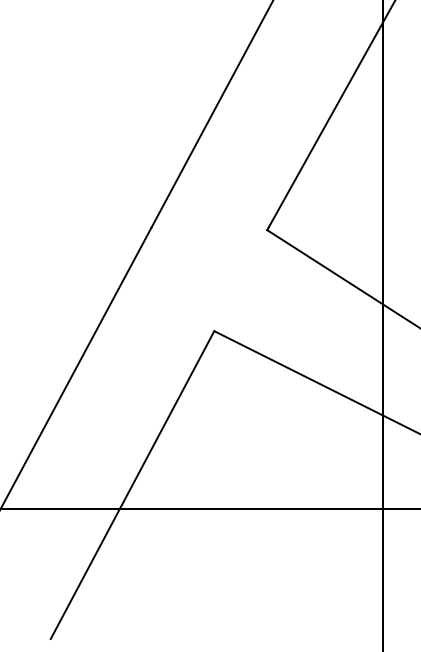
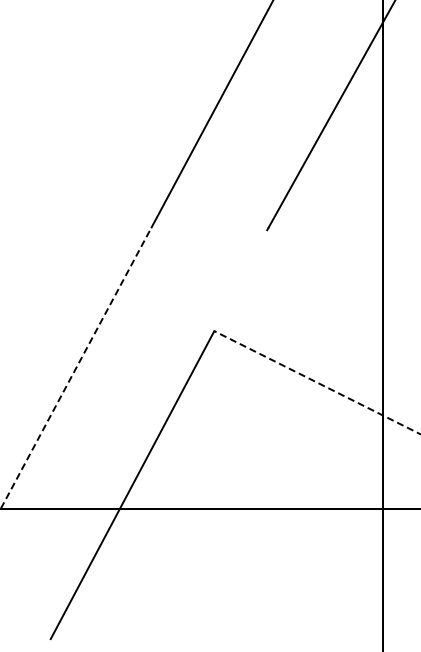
line: present -> none (342, 278)
line: solid -> dashed (76, 368)
line: solid -> dashed (317, 382)
